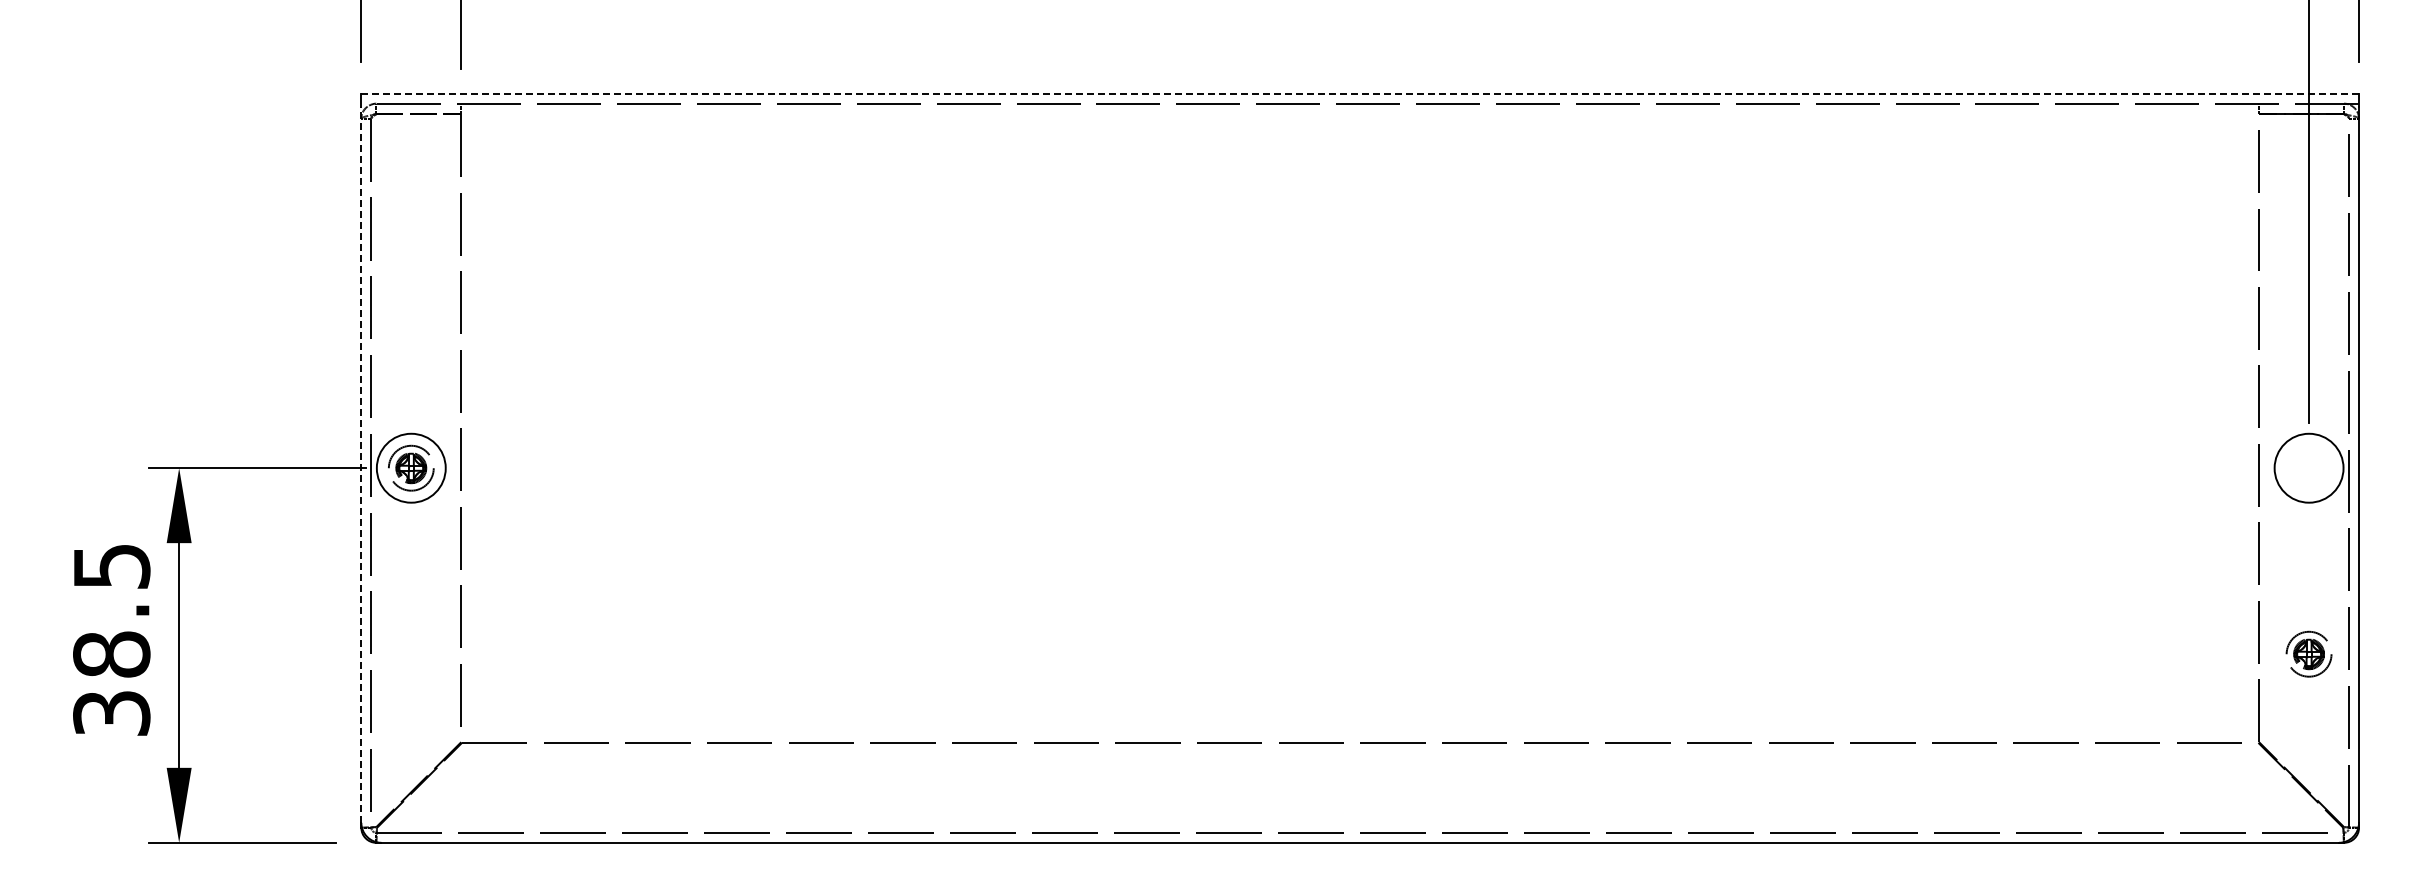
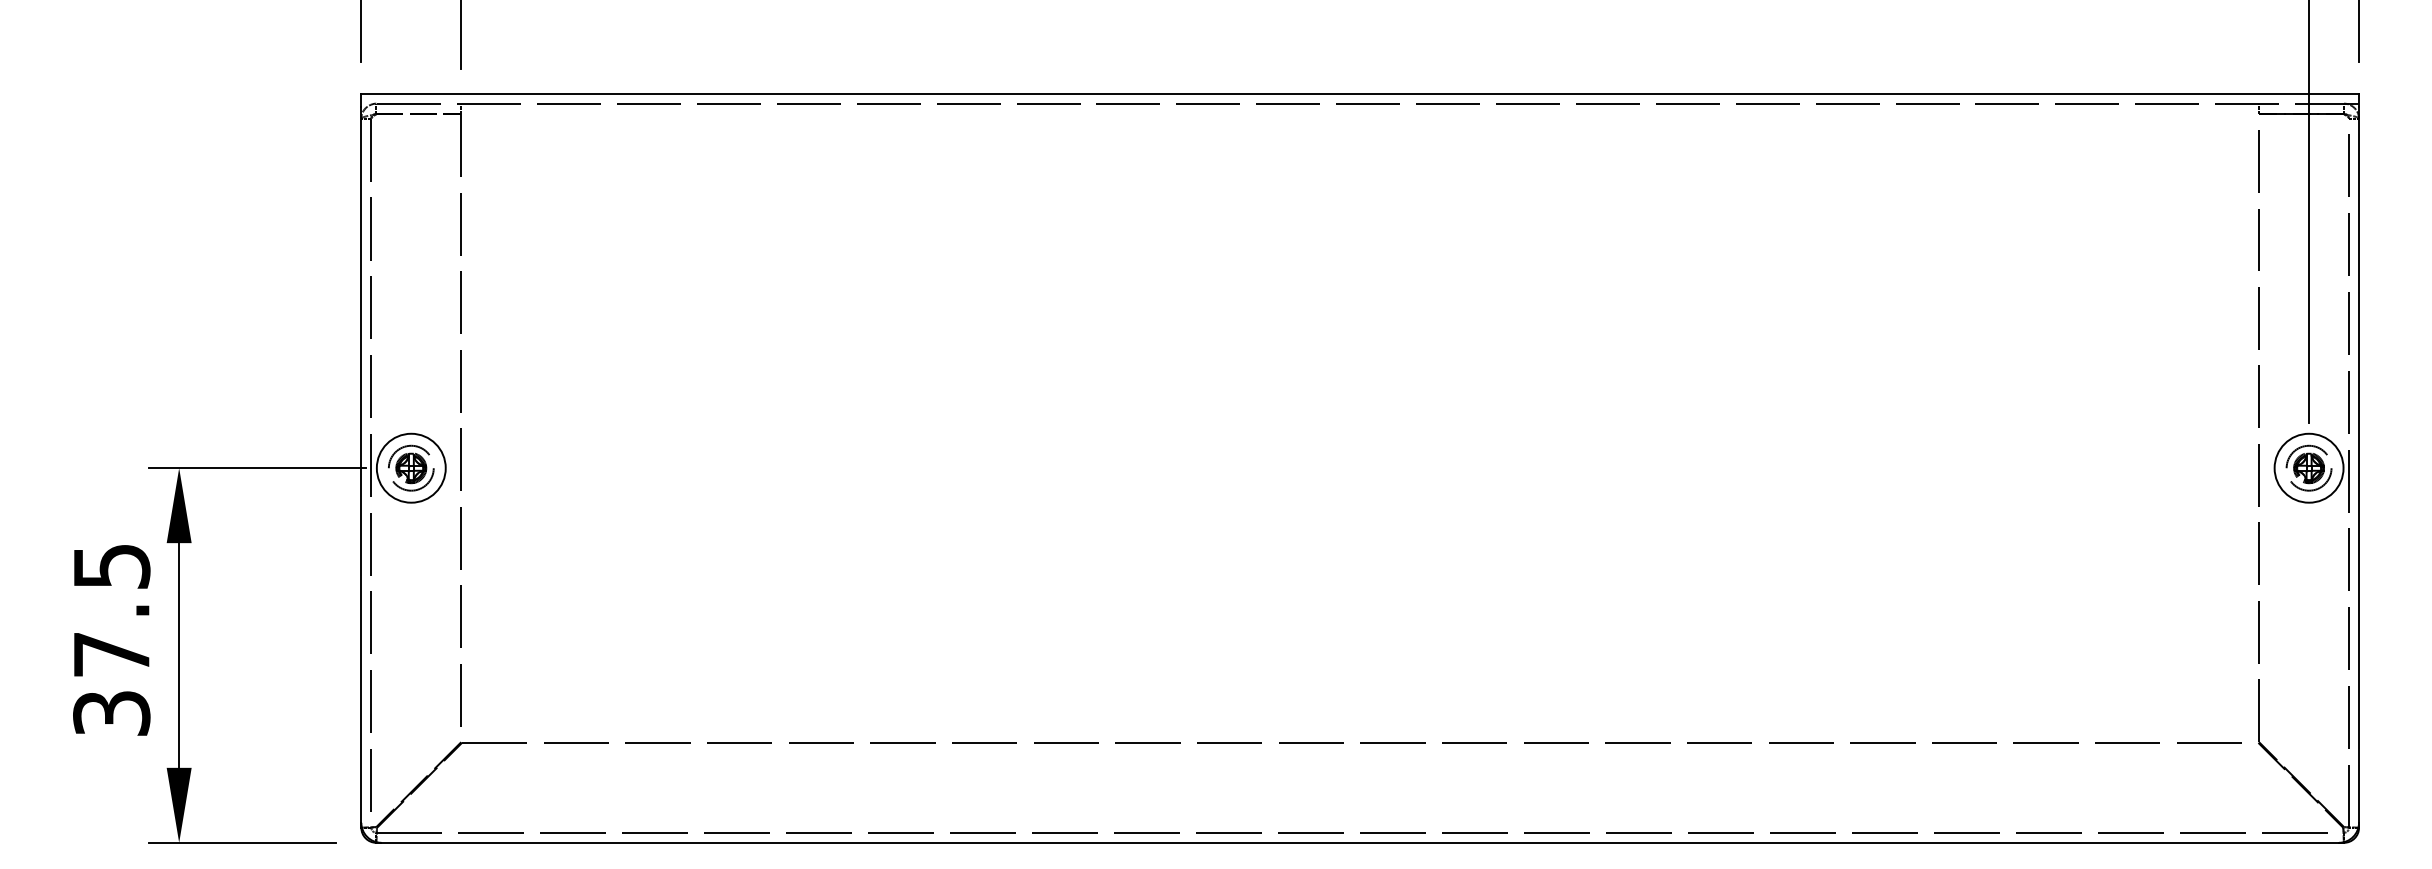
line: dashed -> solid (1360, 93)
line: dashed -> solid (361, 464)
part position: (2308, 653) -> (2308, 467) (2308, 467)
text: 38.5 -> 37.5 (111, 654)
